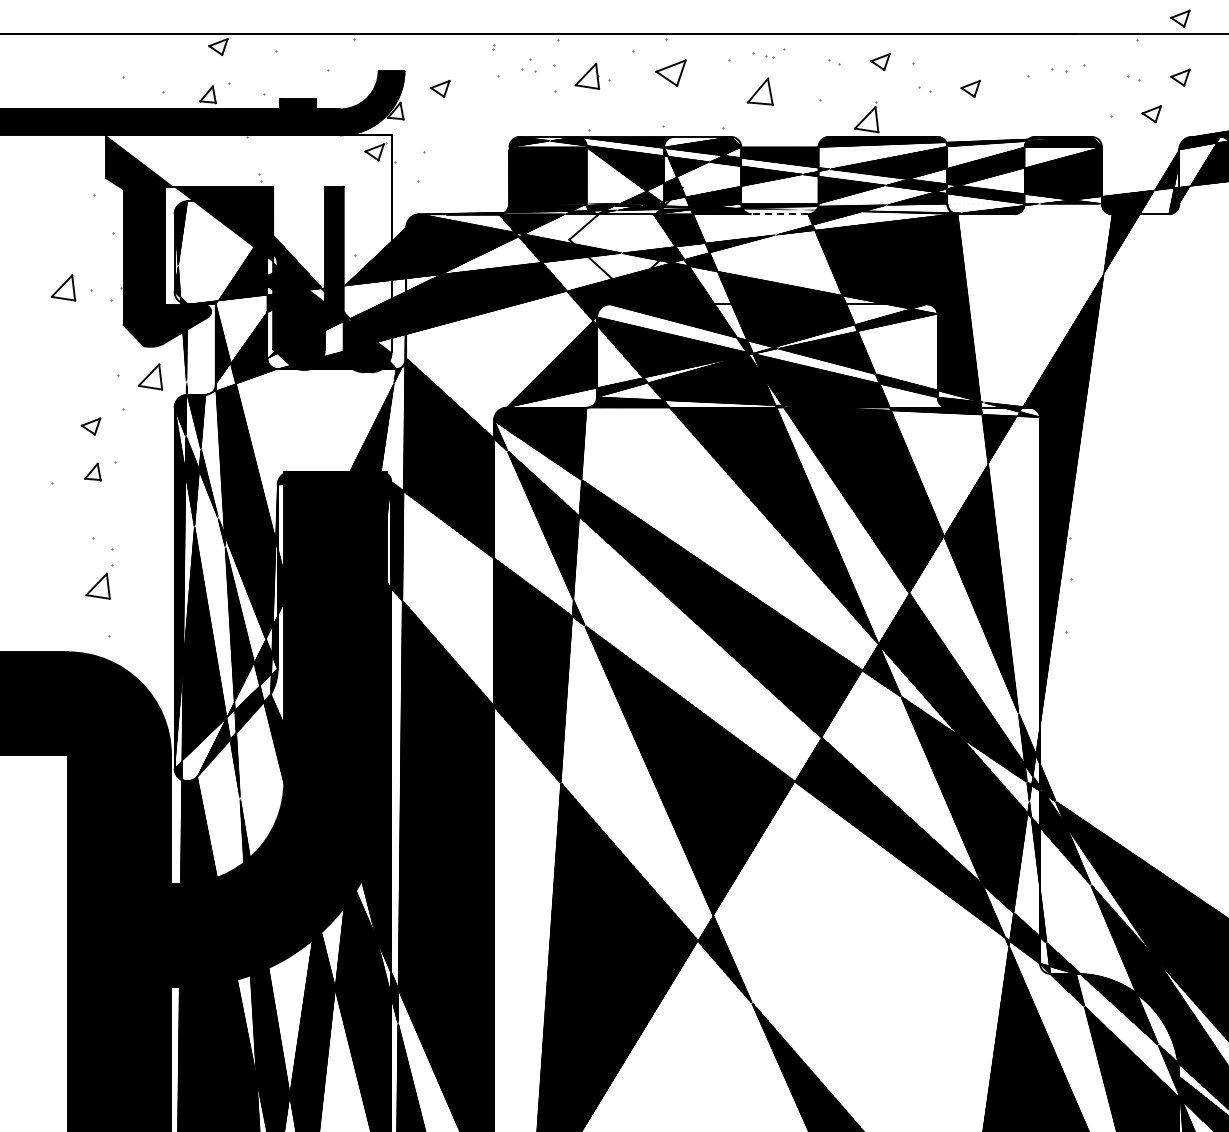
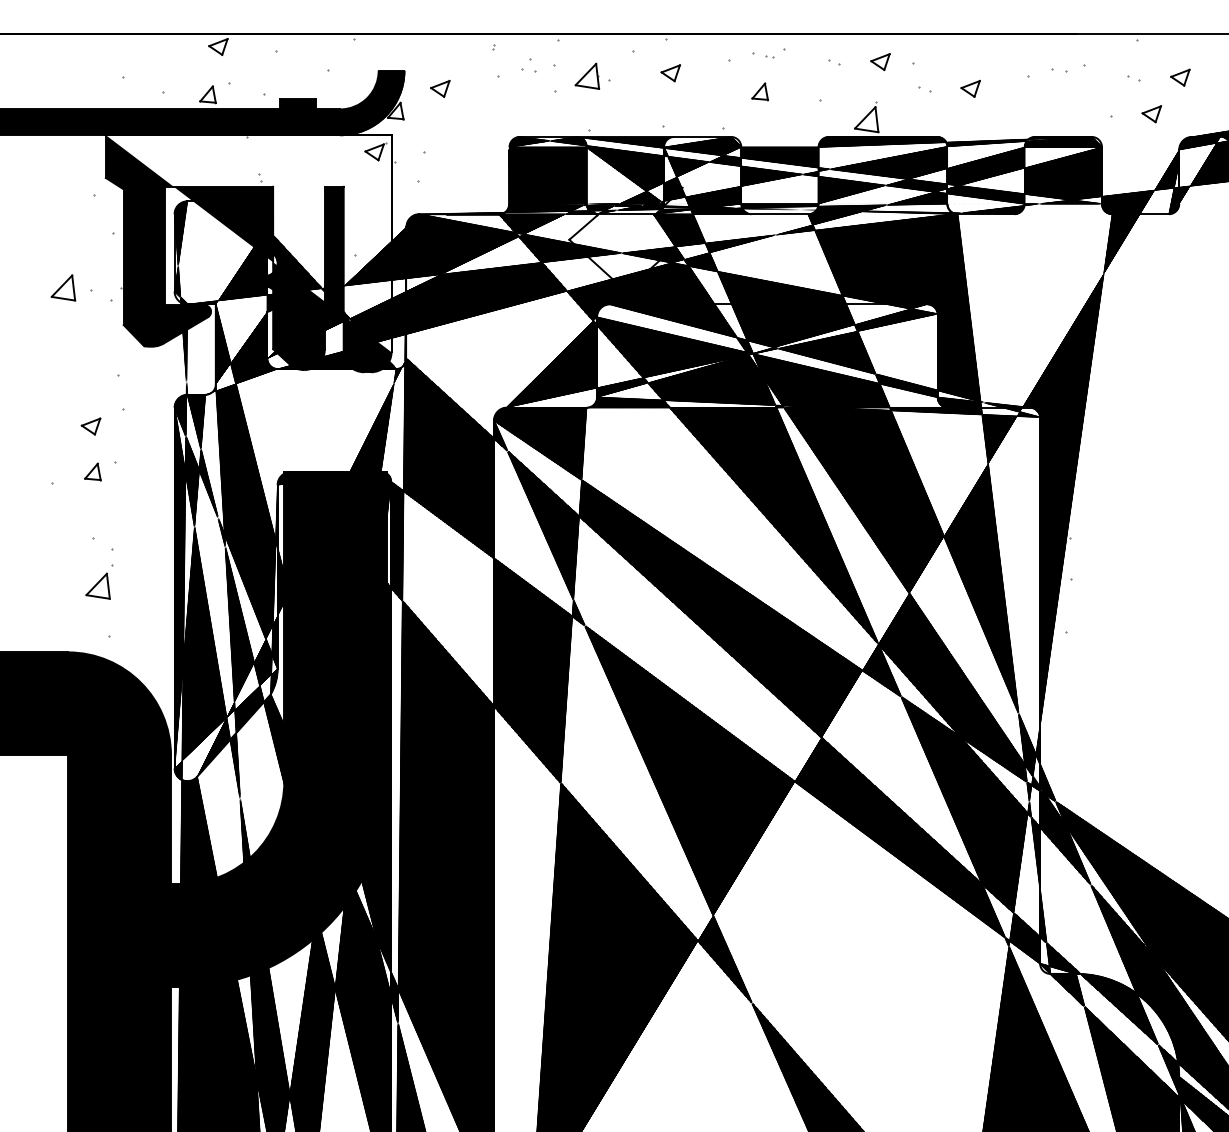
part: present -> none (1180, 18)
part size: 32x28 px -> 21x19 px (670, 73)
part size: 28x30 px -> 18x20 px (759, 91)
line: dashed -> solid (779, 214)
part: present -> none (150, 376)
